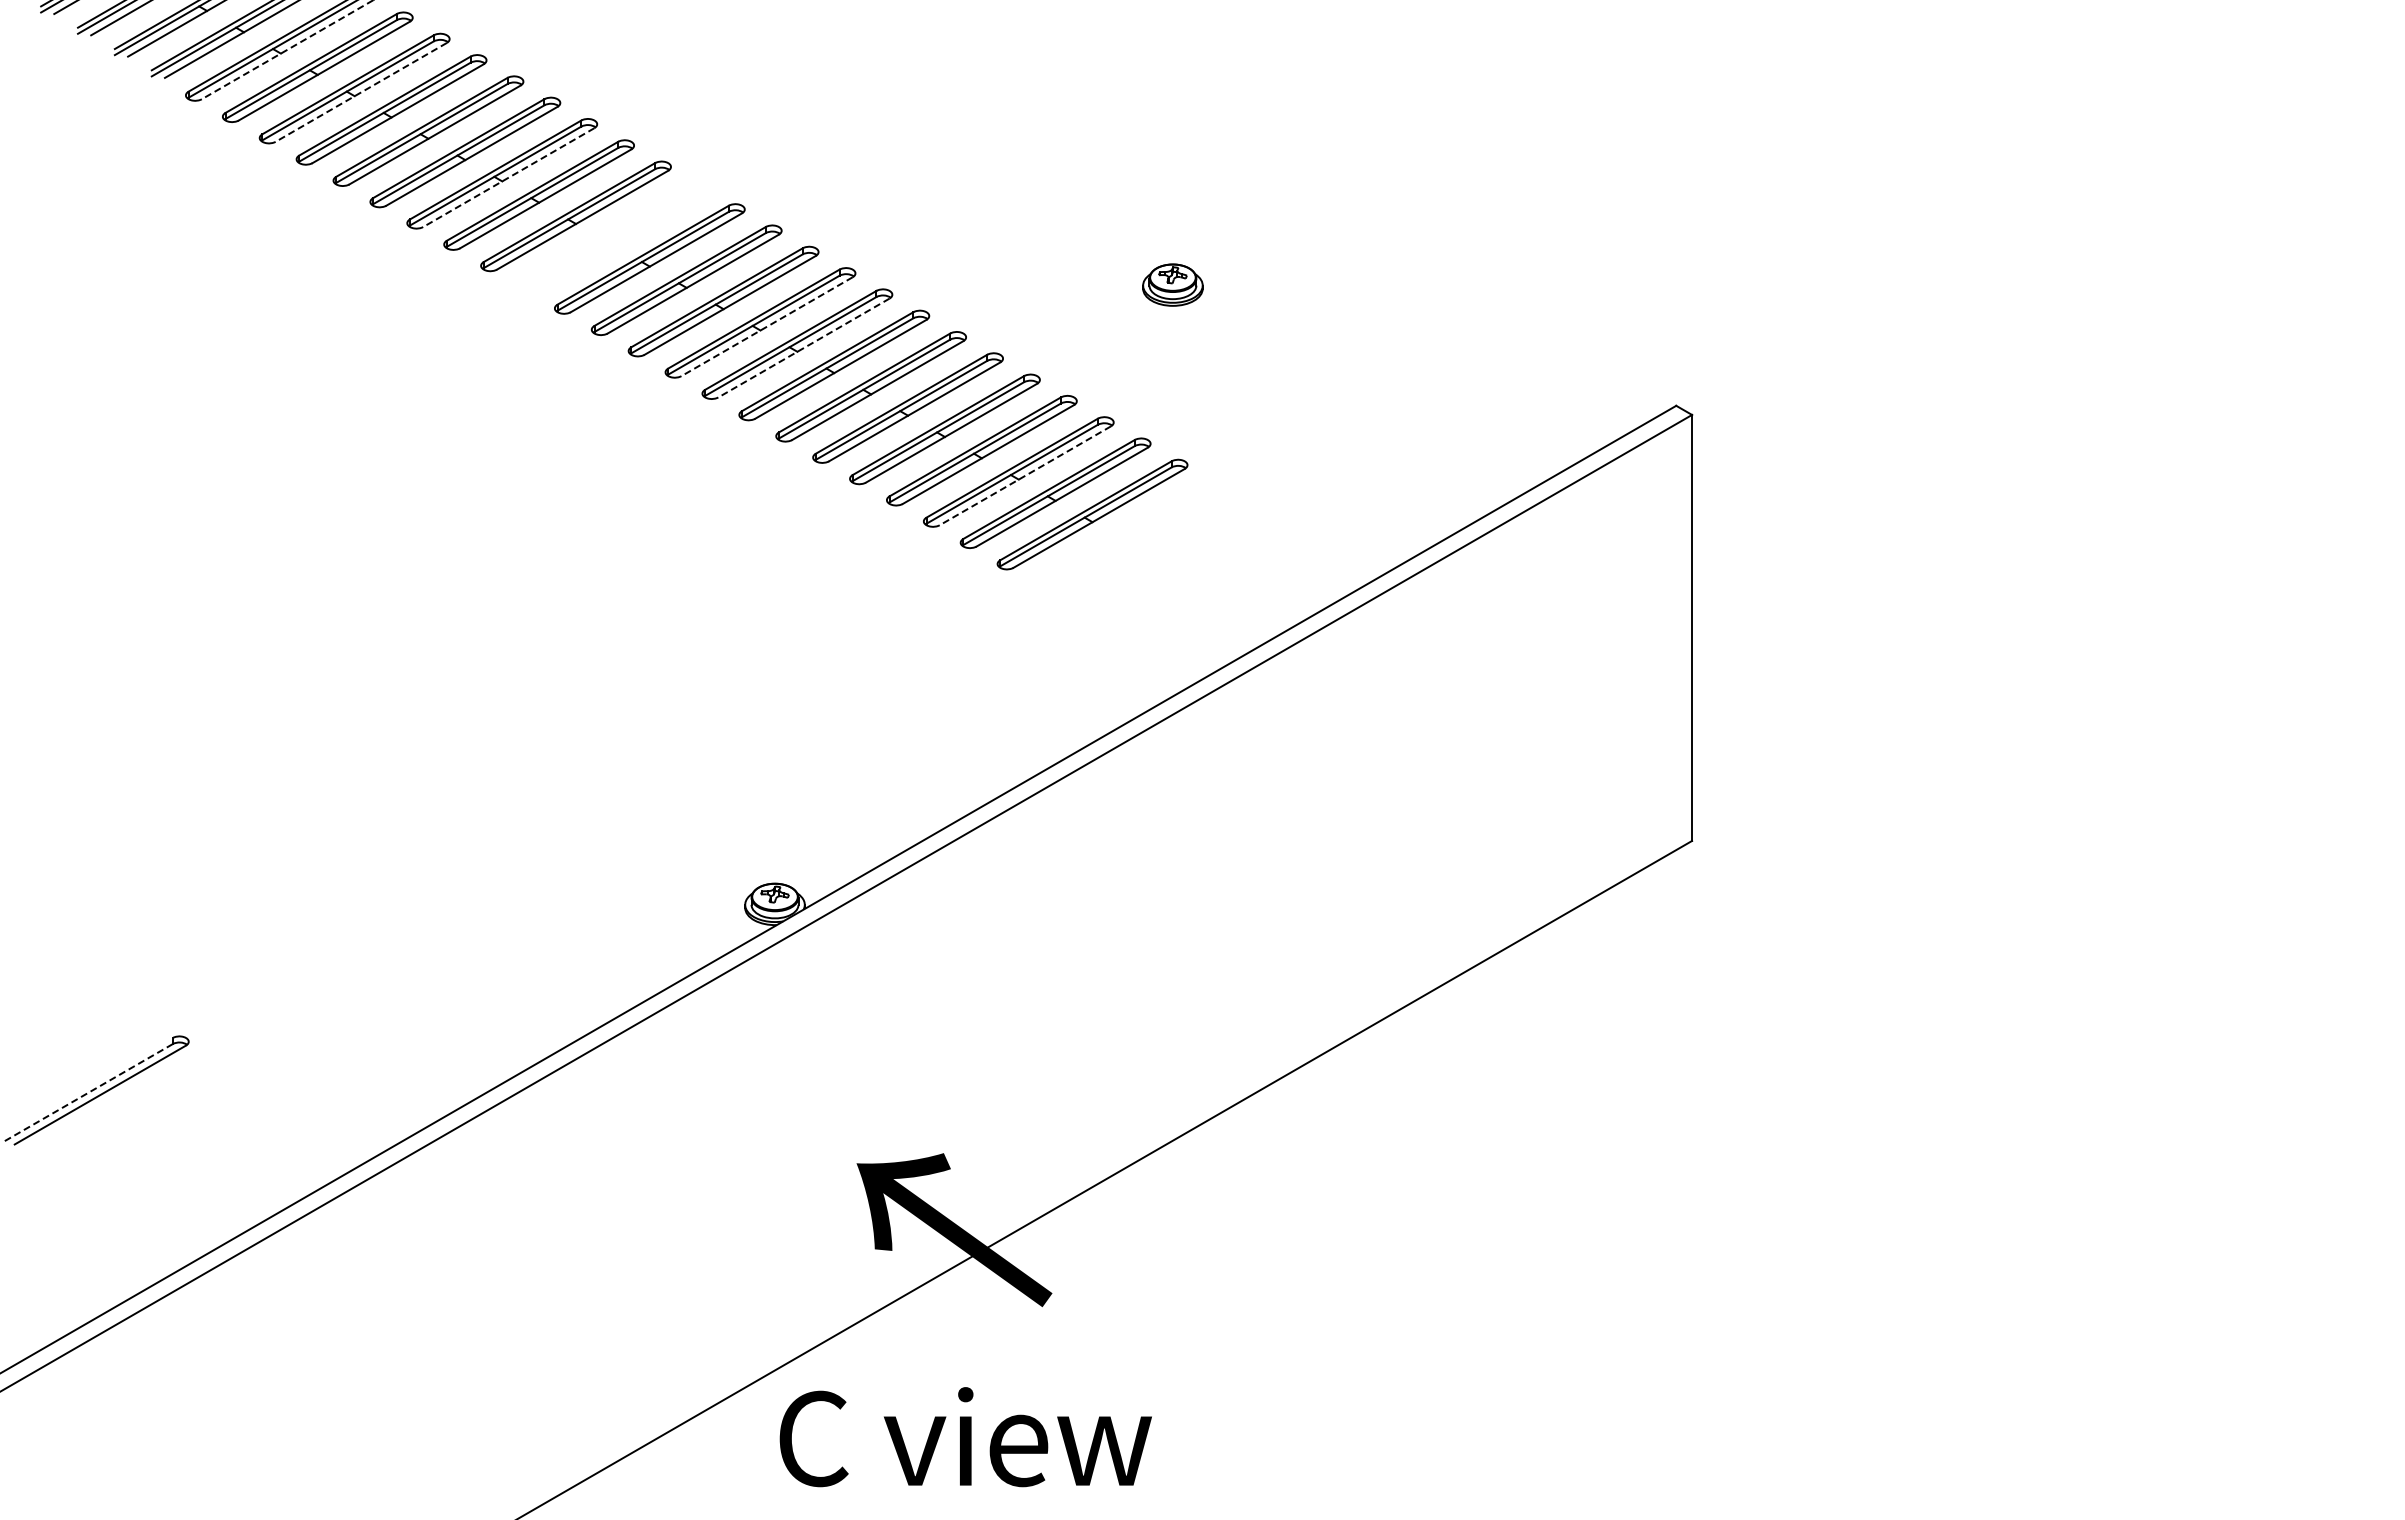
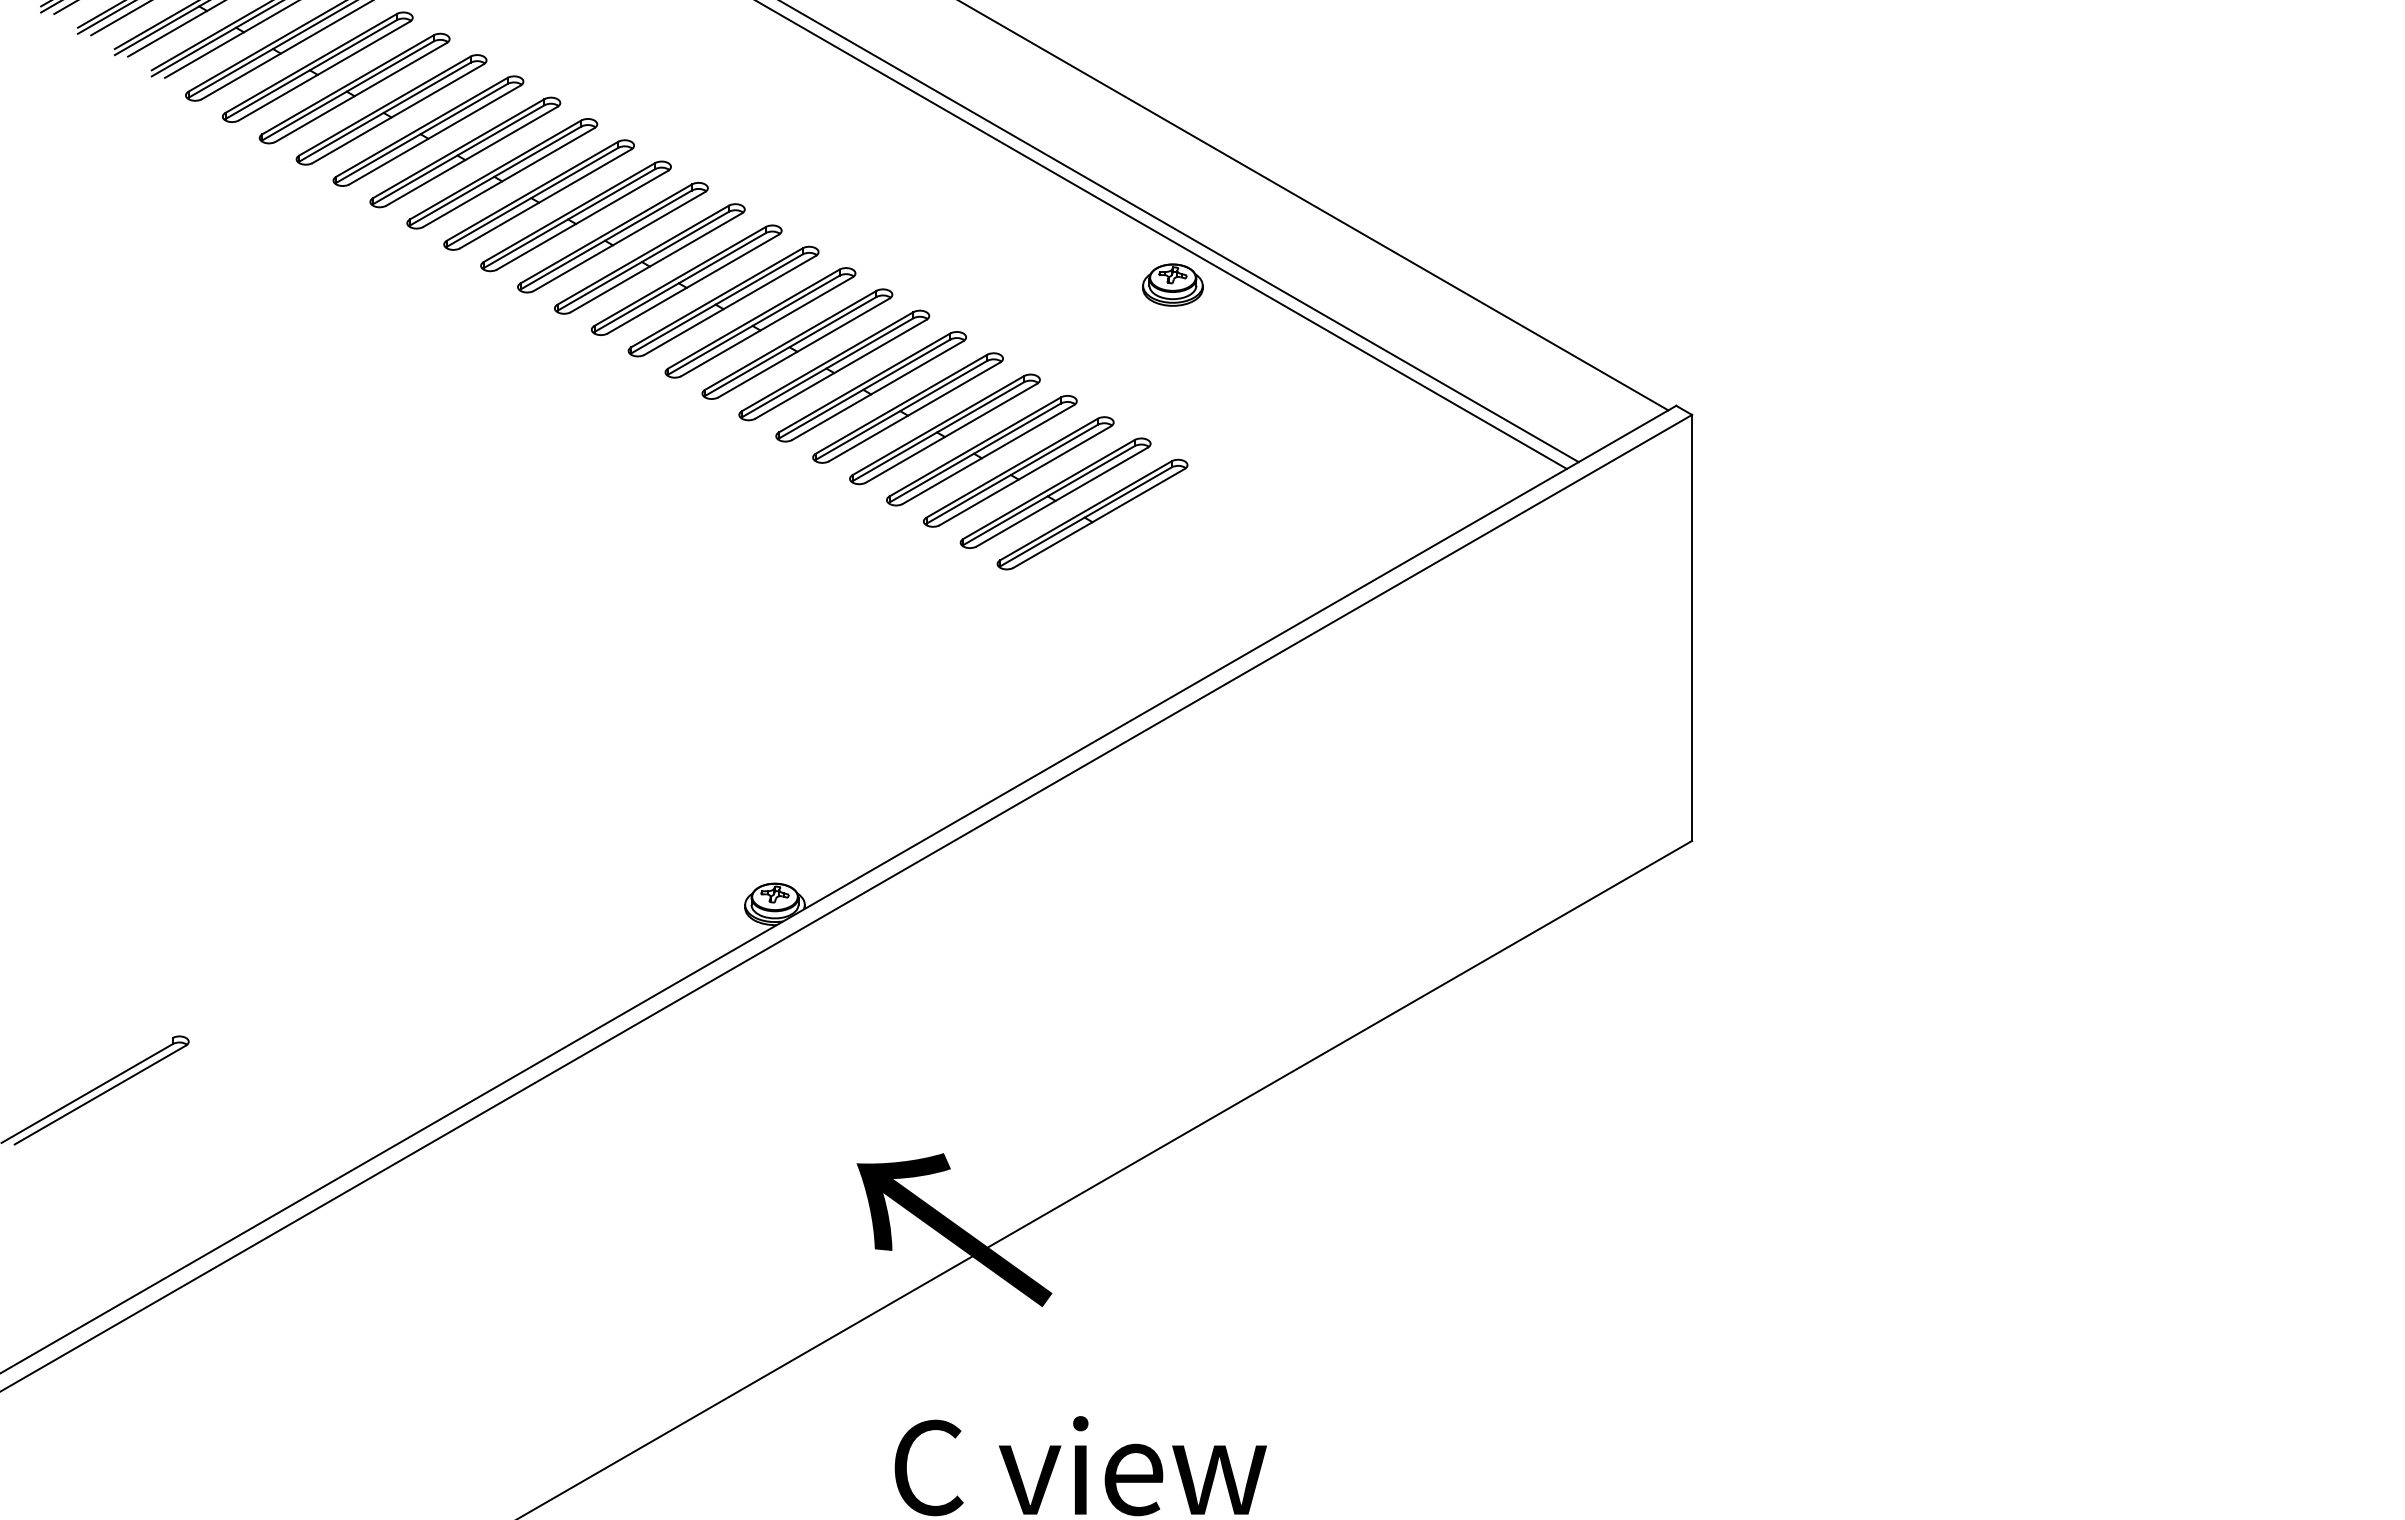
line: dashed -> solid (287, 49)
line: dashed -> solid (361, 92)
line: dashed -> solid (508, 177)
line: none -> present (1314, 206)
line: none -> present (1179, 232)
line: none -> present (1162, 235)
part: none -> present (612, 237)
line: dashed -> solid (767, 326)
line: dashed -> solid (804, 348)
line: dashed -> solid (1025, 475)
line: dashed -> solid (87, 1093)
text position: (965, 1437) -> (1080, 1466) (1080, 1466)
